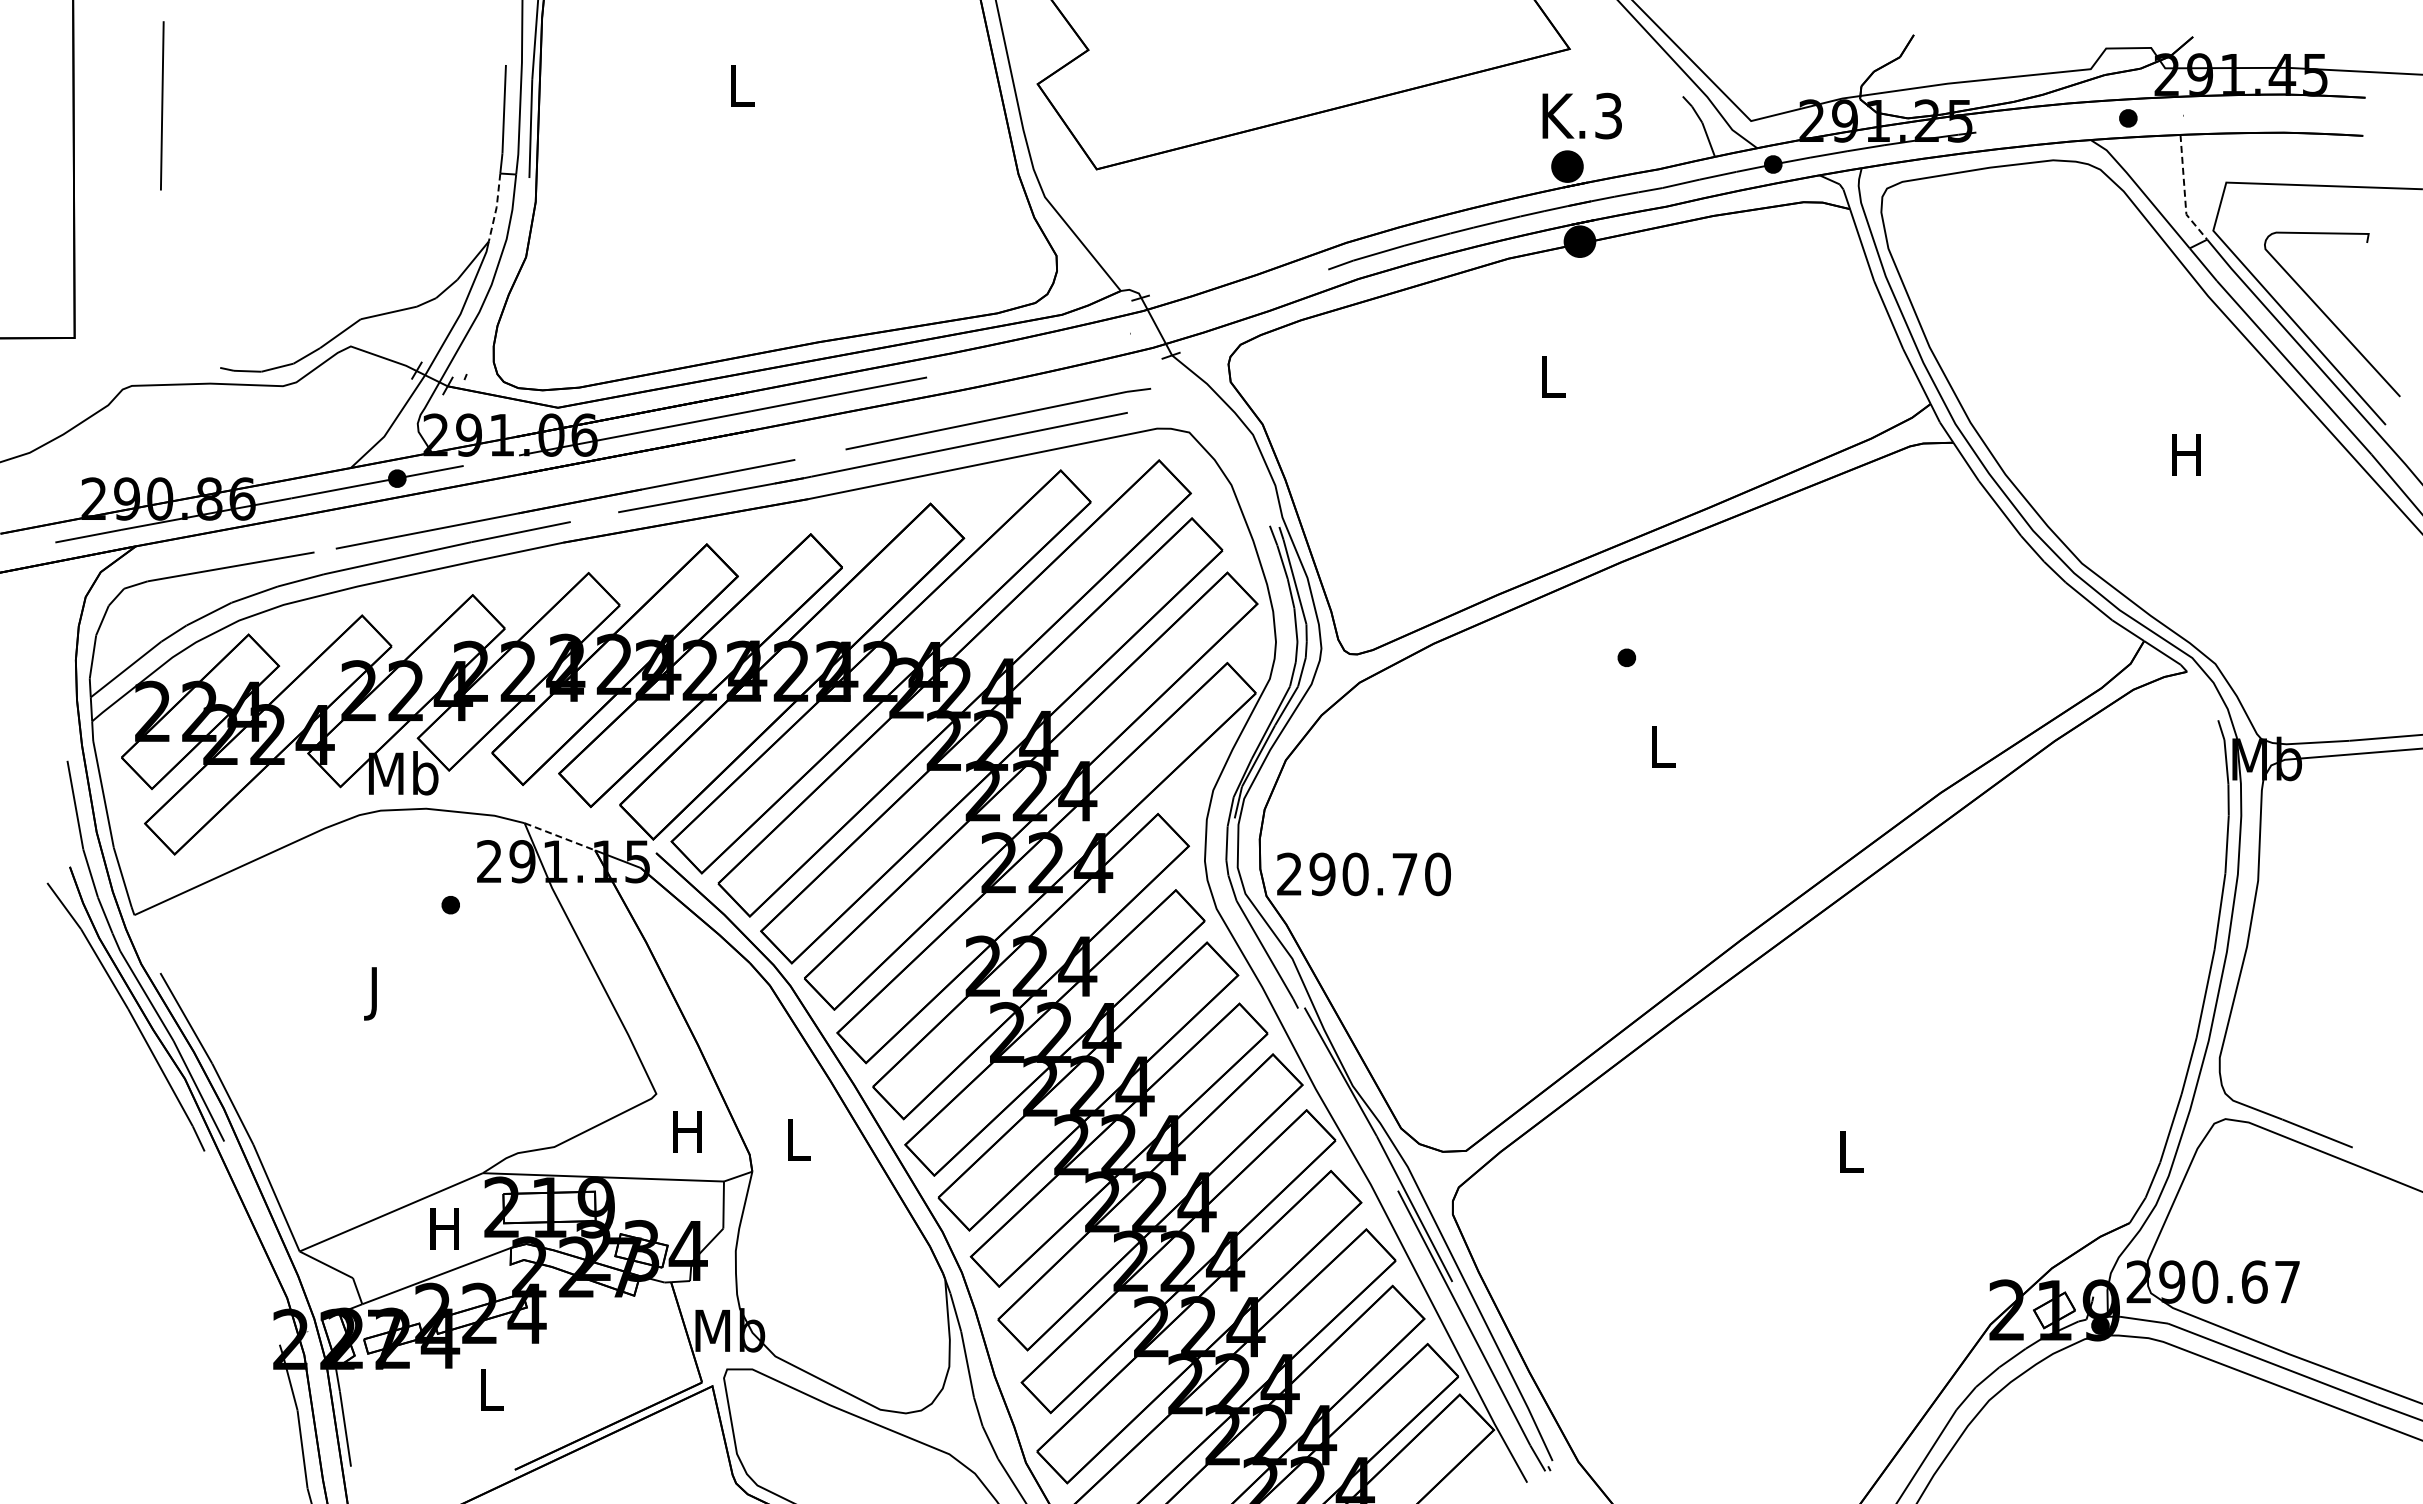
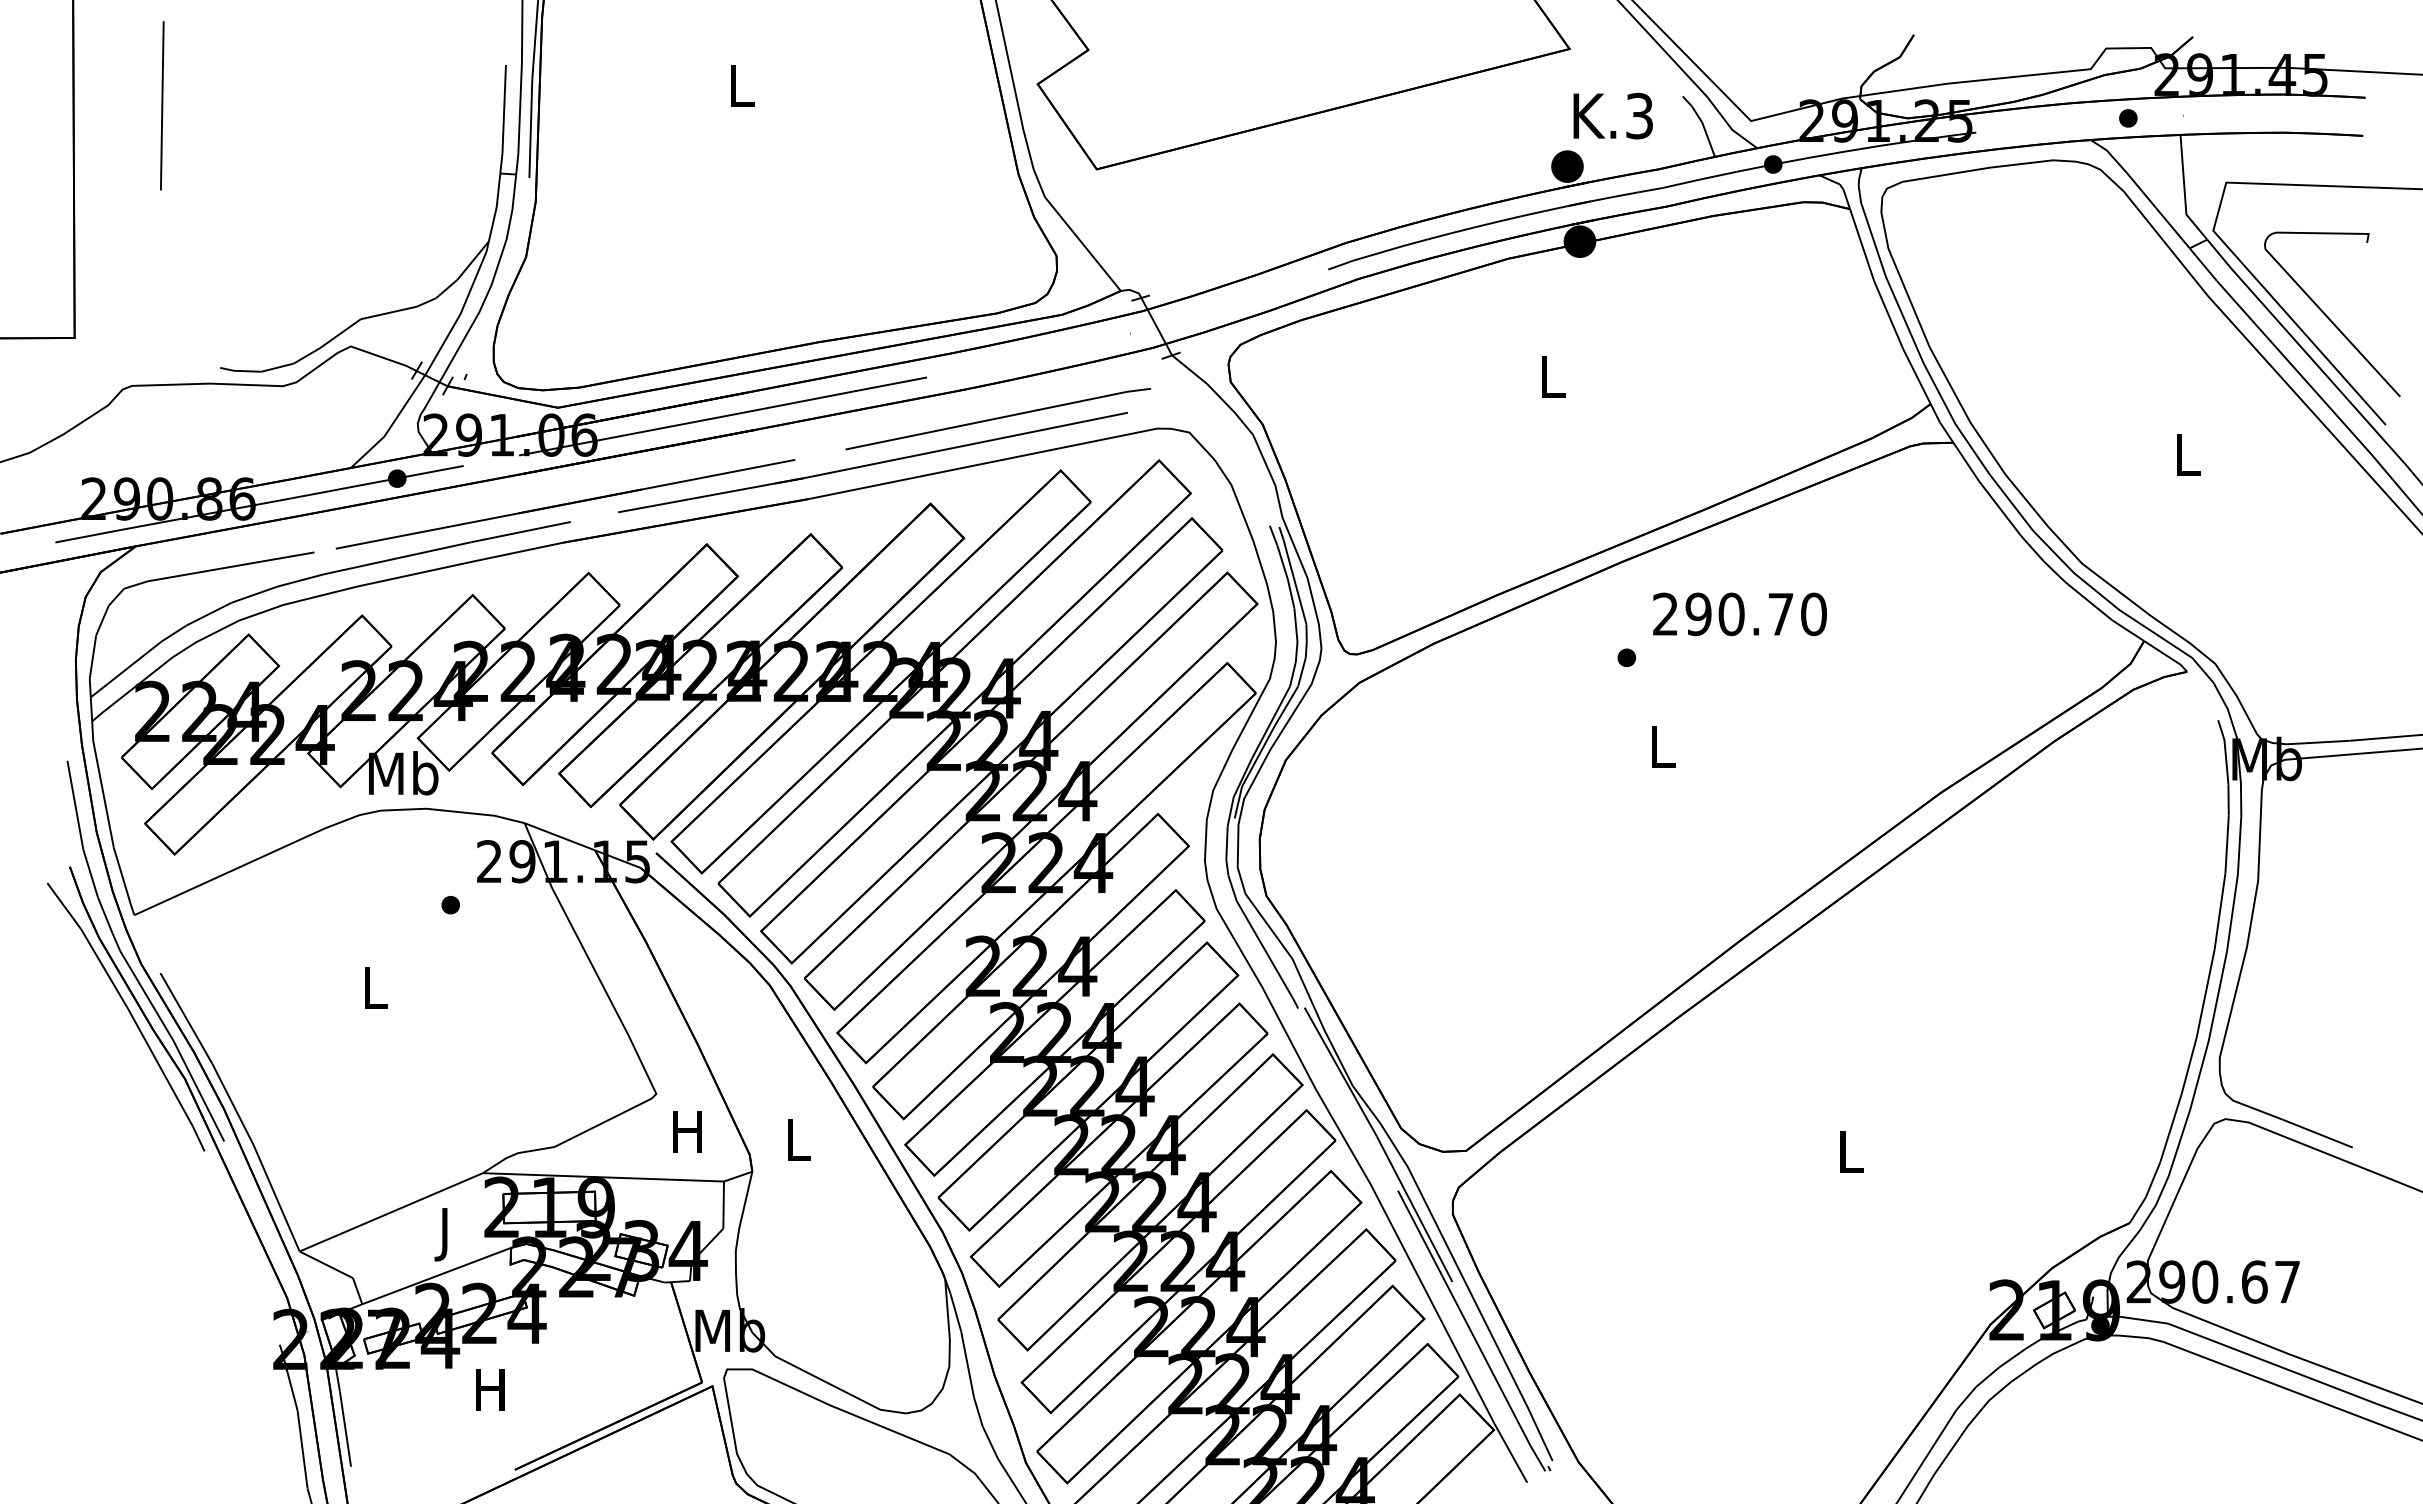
text position: (1581, 115) -> (1612, 115) (1612, 115)
line: dashed -> solid (2184, 191)
line: dashed -> solid (496, 208)
text: H -> L (2186, 454)
line: dashed -> solid (559, 836)
text position: (1363, 874) -> (1739, 614) (1739, 614)
text: J -> L (375, 993)
text: H -> J (444, 1234)
text: L -> H (490, 1389)
